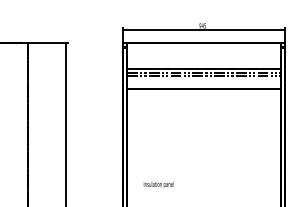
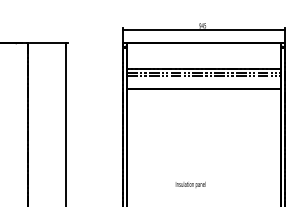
text position: (158, 184) -> (190, 184) (190, 184)
